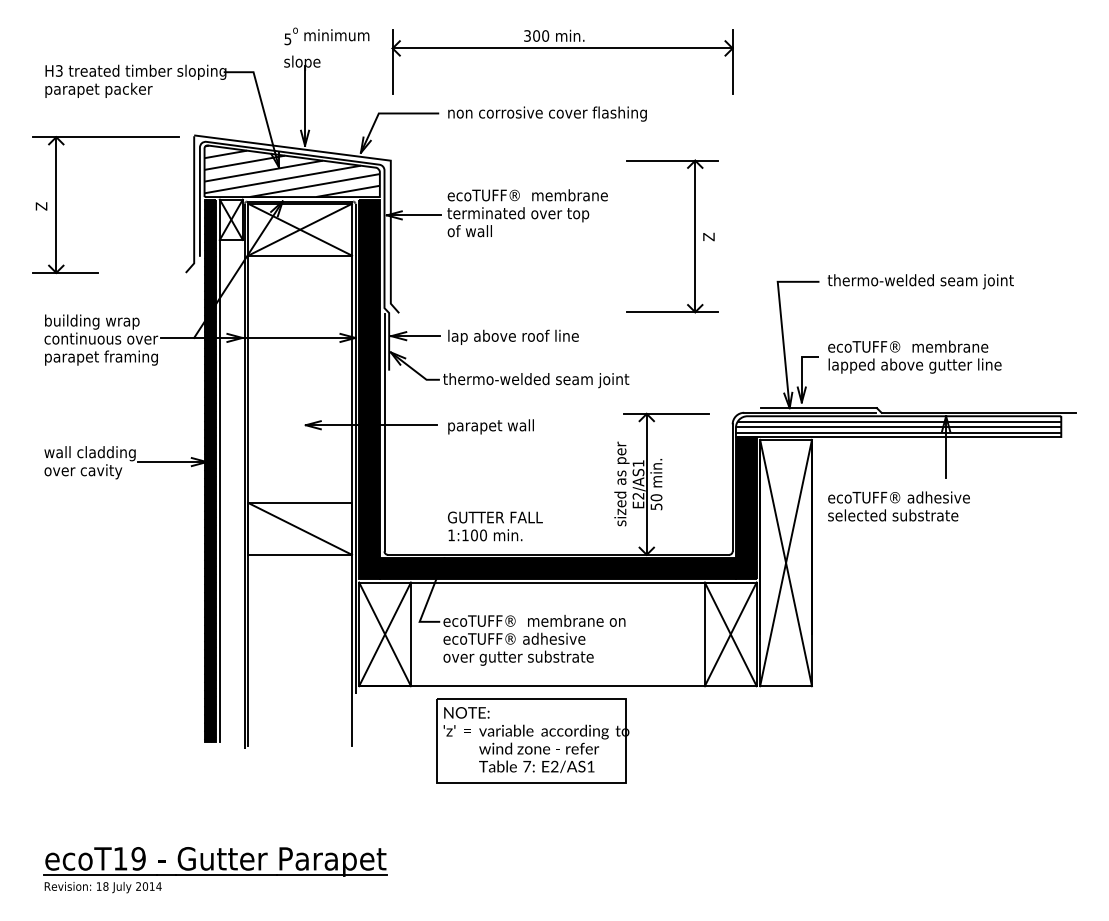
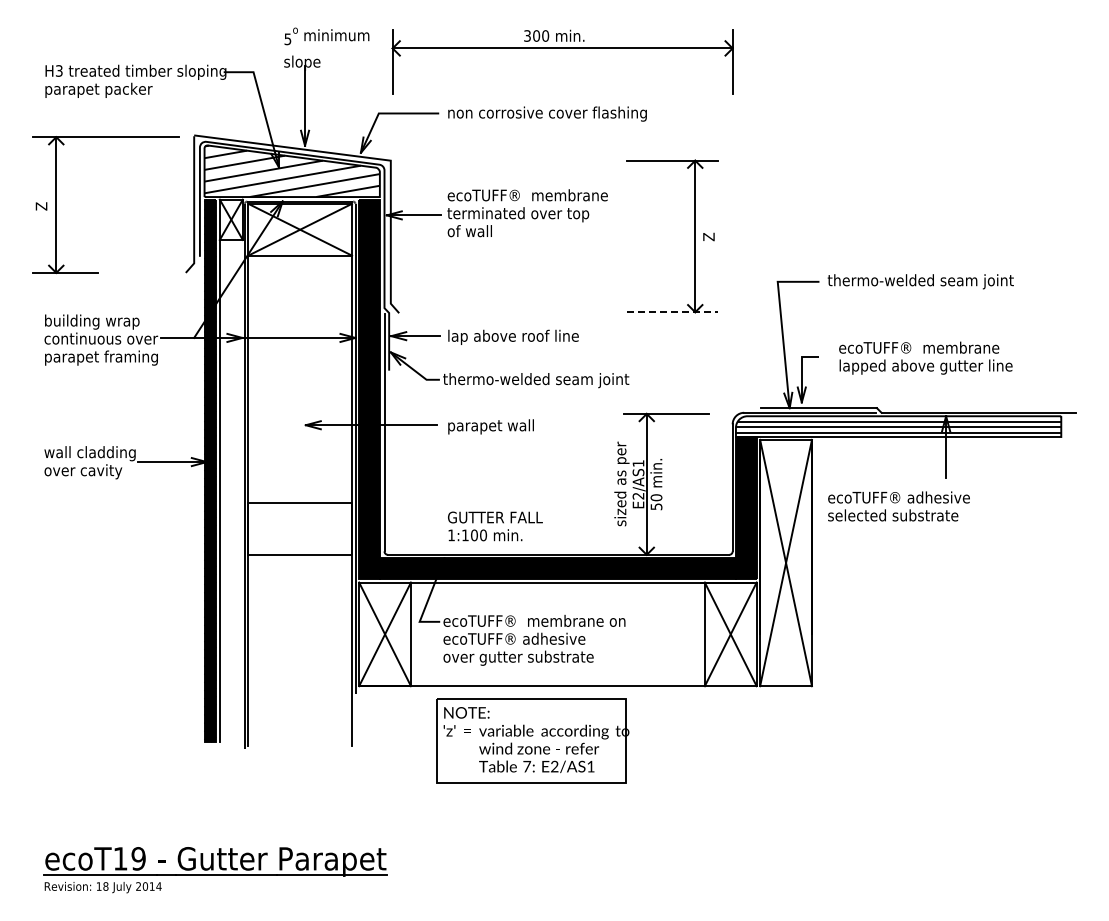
line: solid -> dashed (672, 312)
text position: (914, 356) -> (925, 357) (925, 357)
line: present -> none (300, 528)
